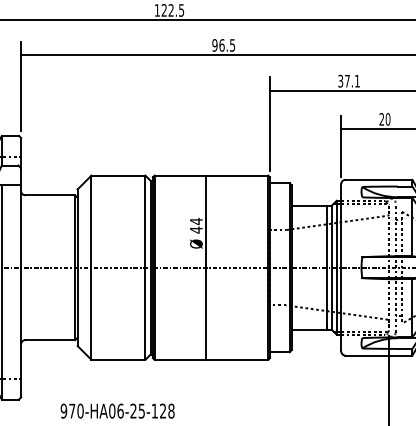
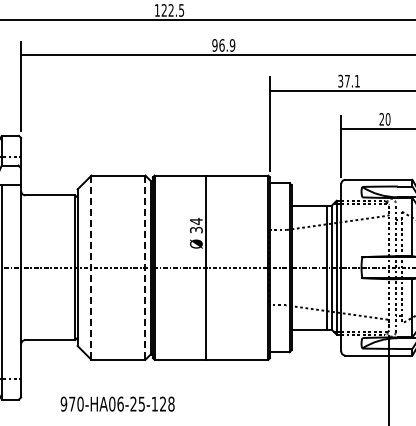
text: 96.5 -> 96.9 (232, 45)
text: 44 -> 34 (196, 229)
line: solid -> dashed (91, 268)
line: solid -> dashed (145, 268)
text position: (117, 410) -> (117, 403) (117, 403)
